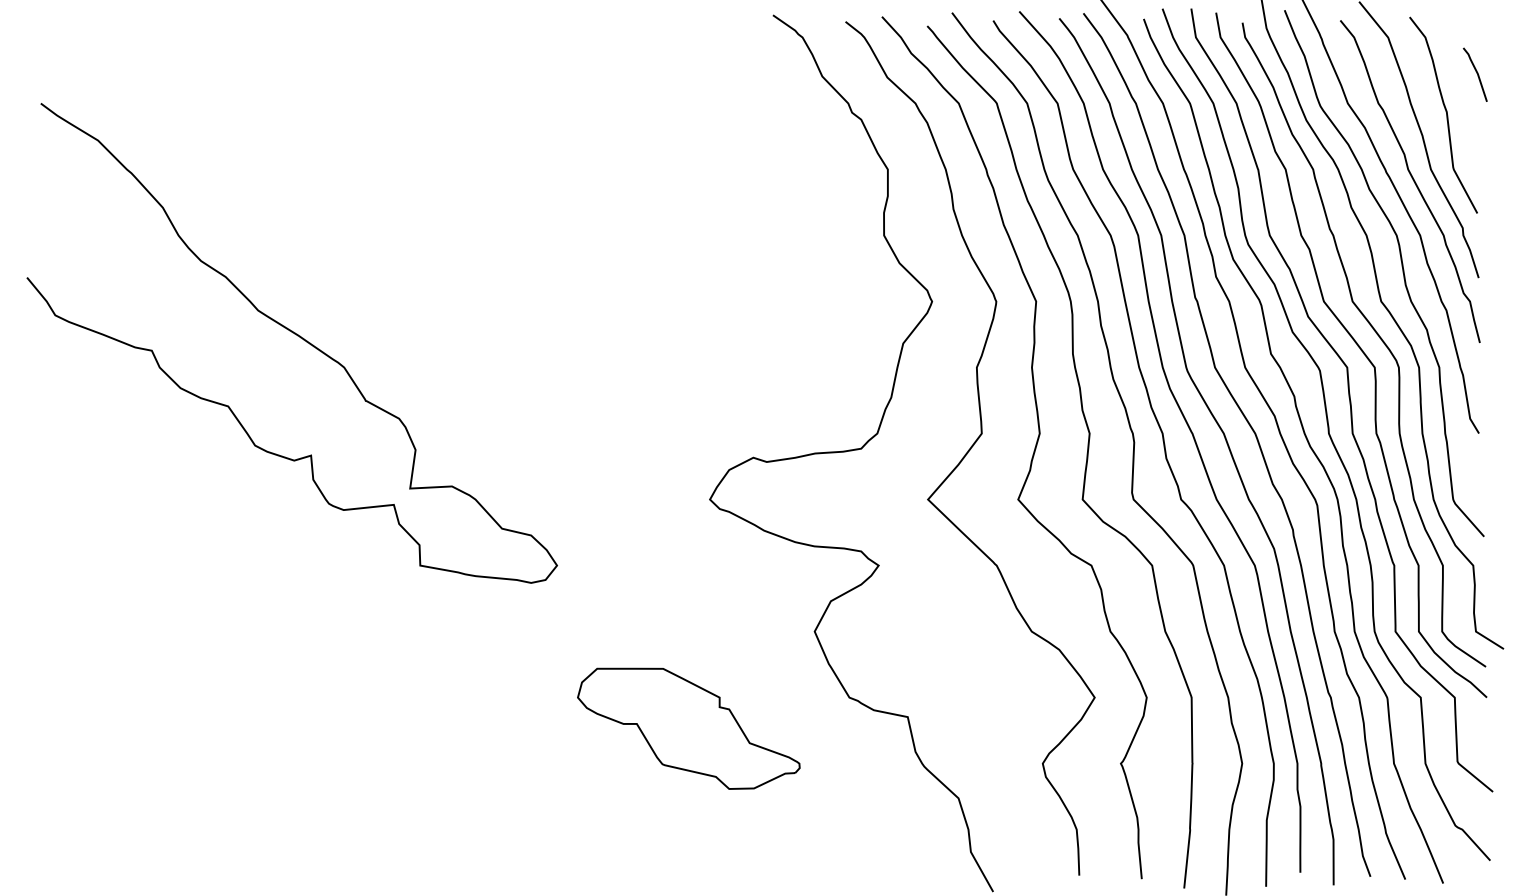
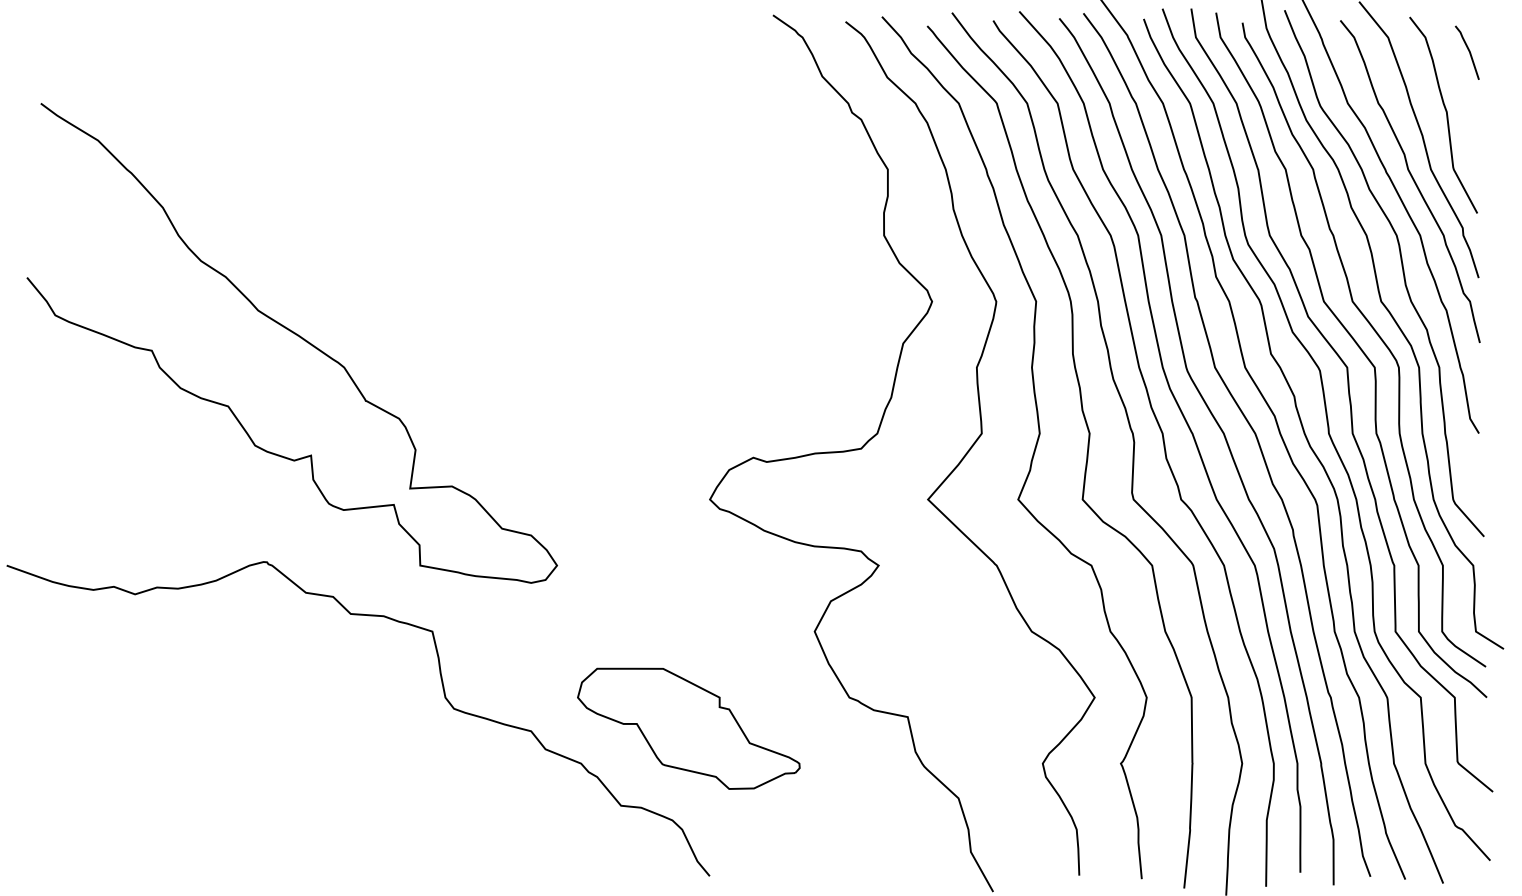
line position: (1476, 73) -> (1468, 51) (1468, 51)
curve: none -> present (444, 698)
